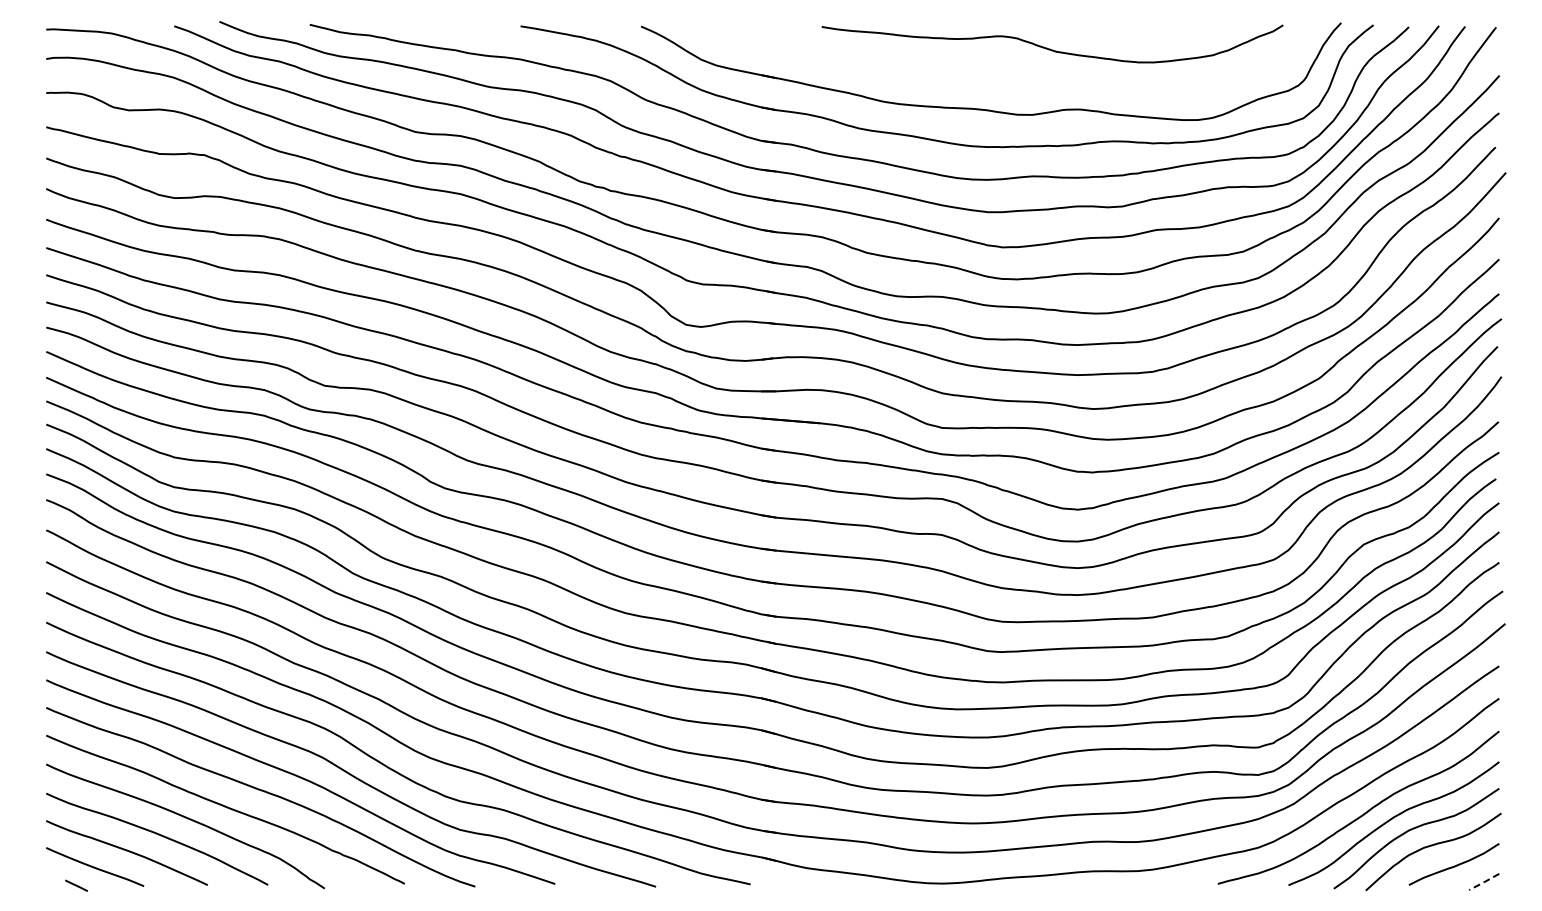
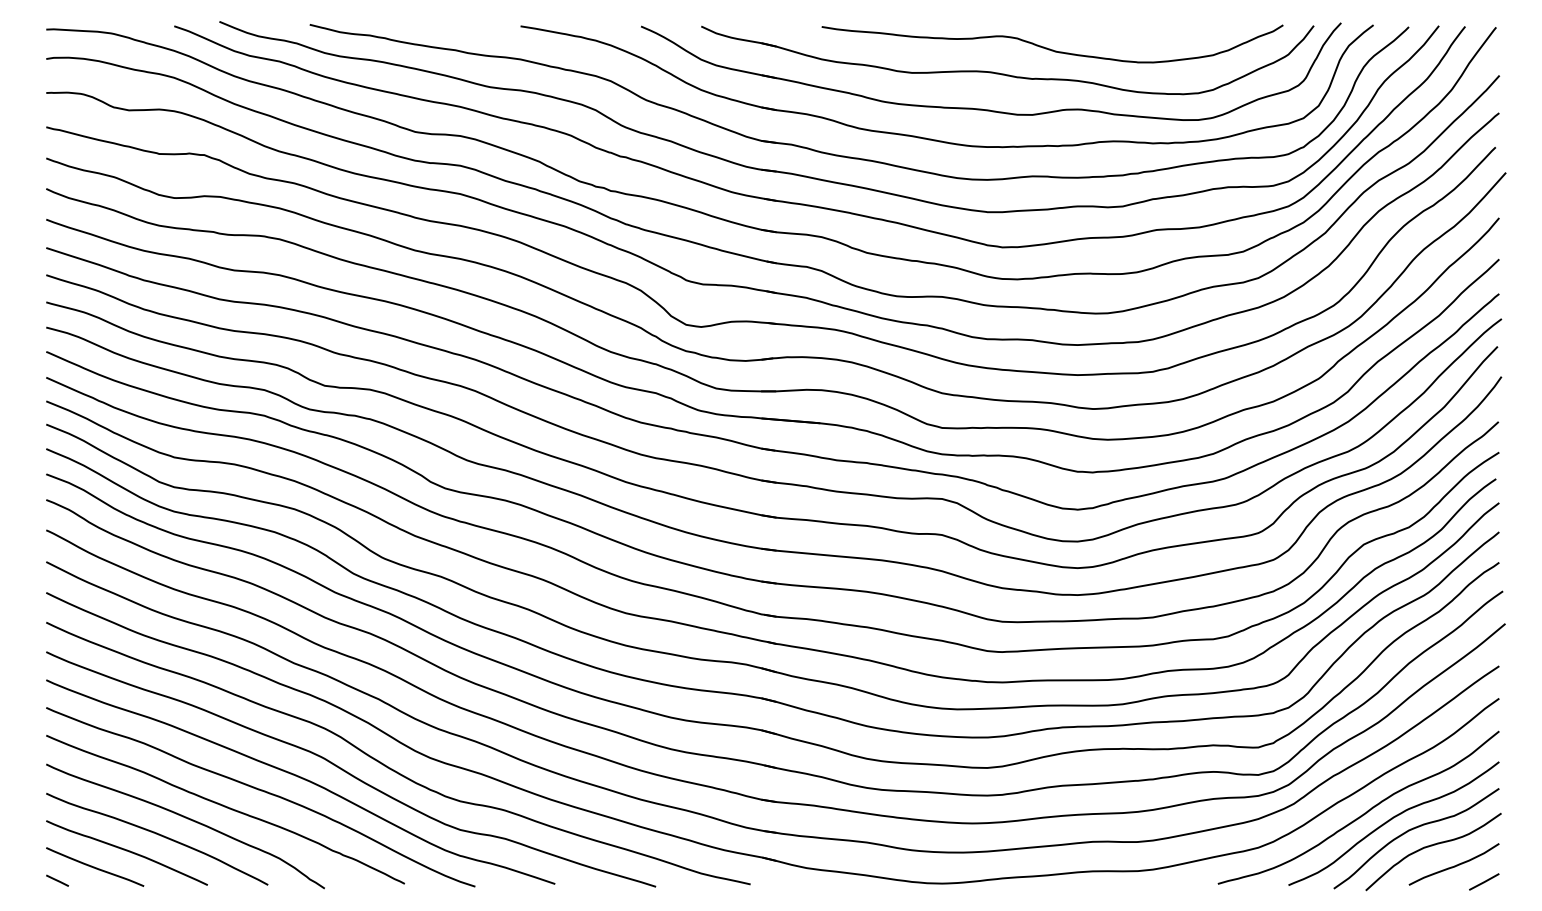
part: none -> present (1004, 73)
line: dashed -> solid (1484, 882)
line position: (76, 885) -> (57, 880) (57, 880)
